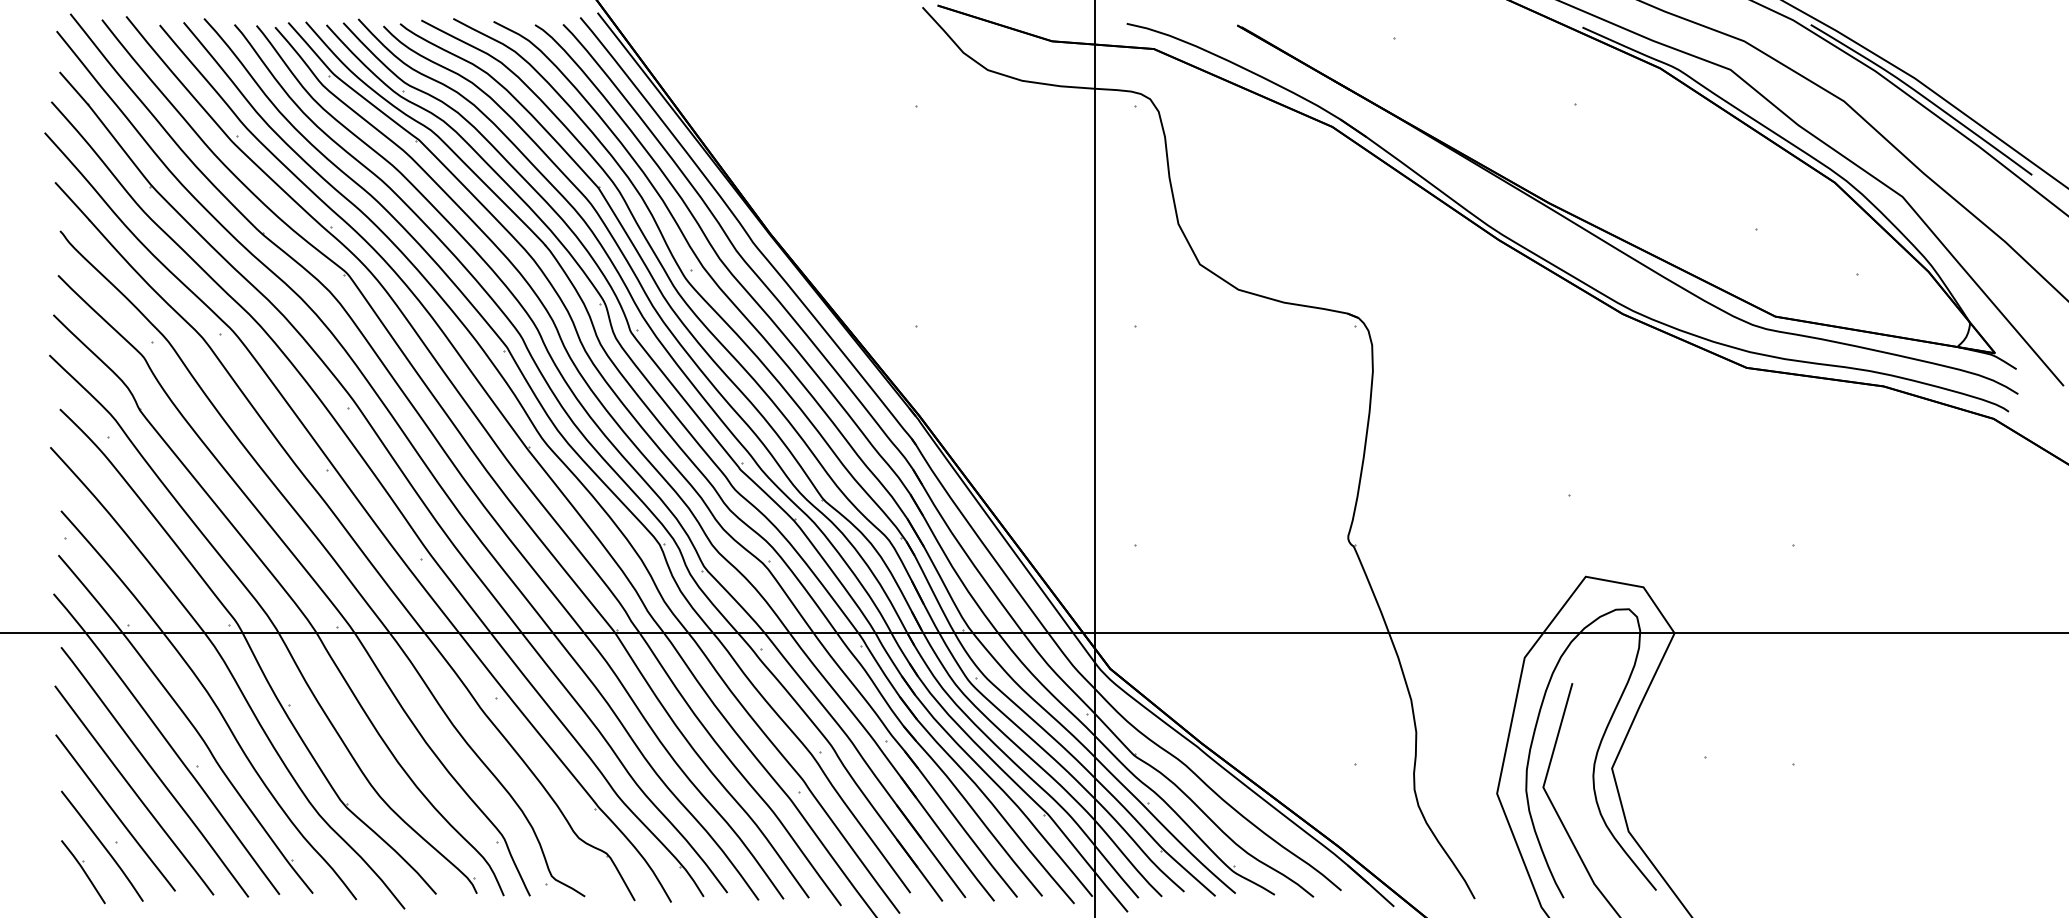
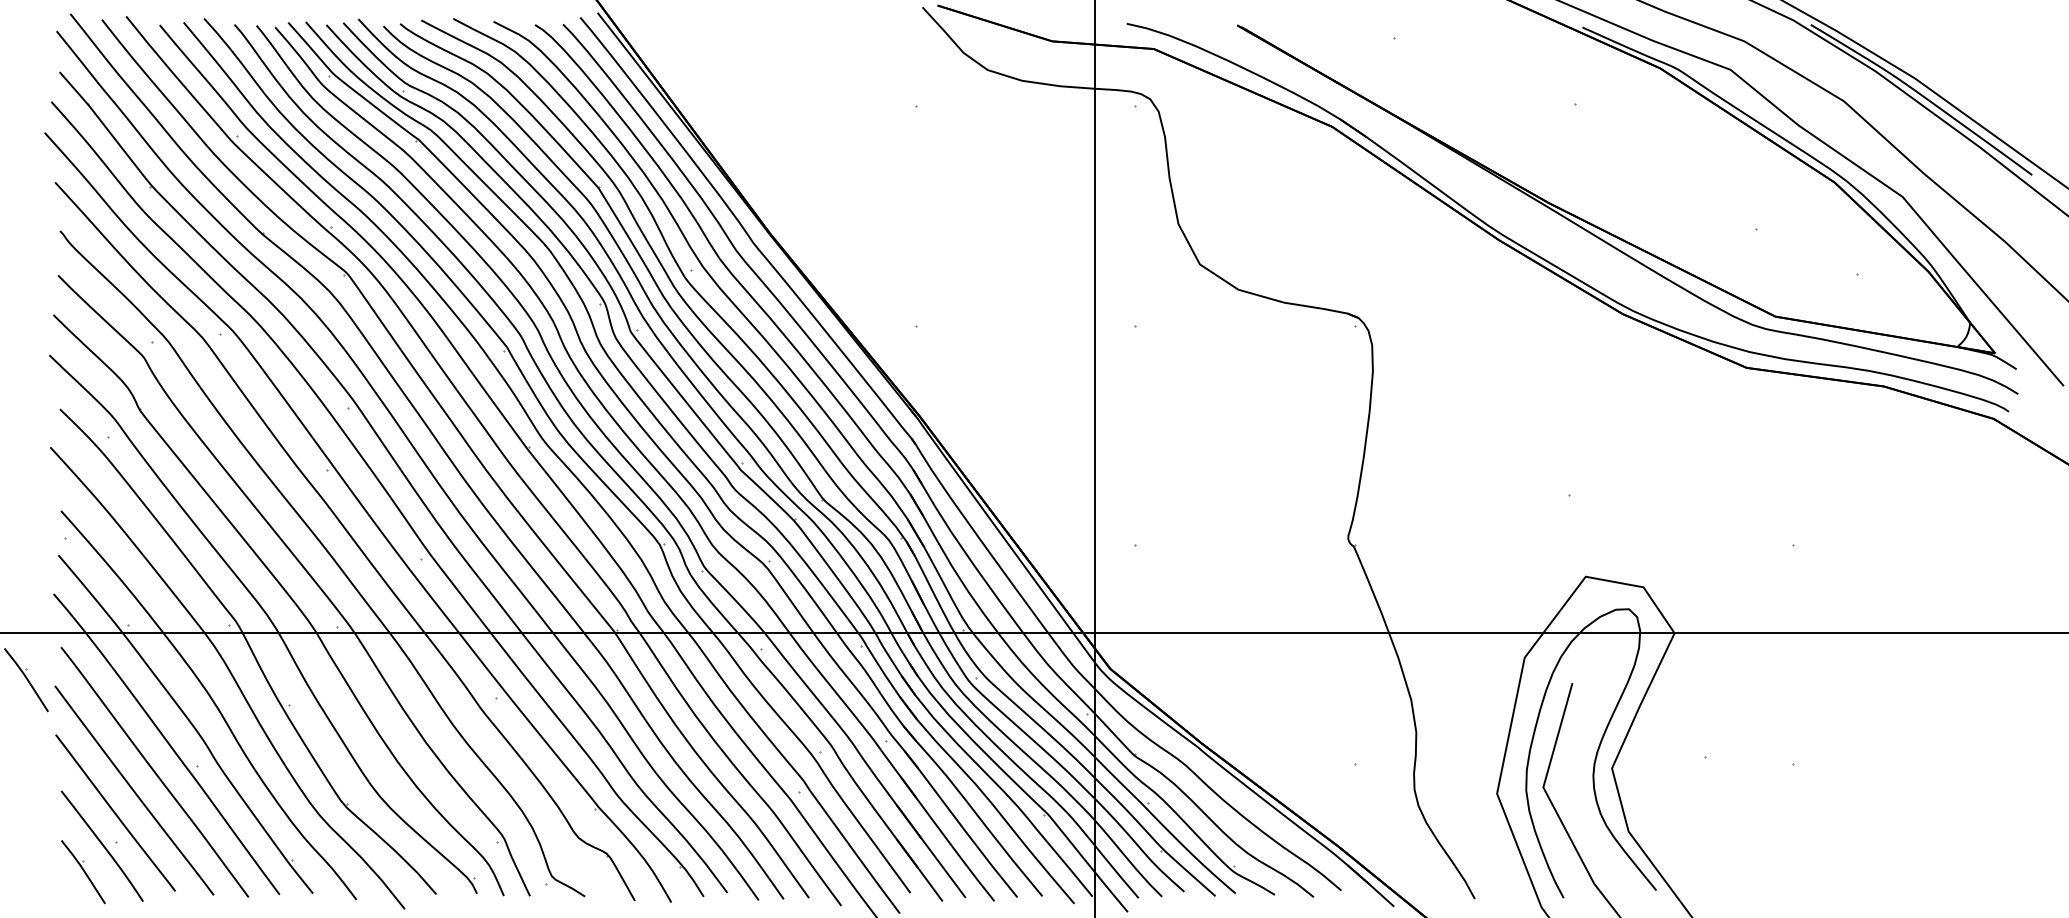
part: none -> present (26, 680)
